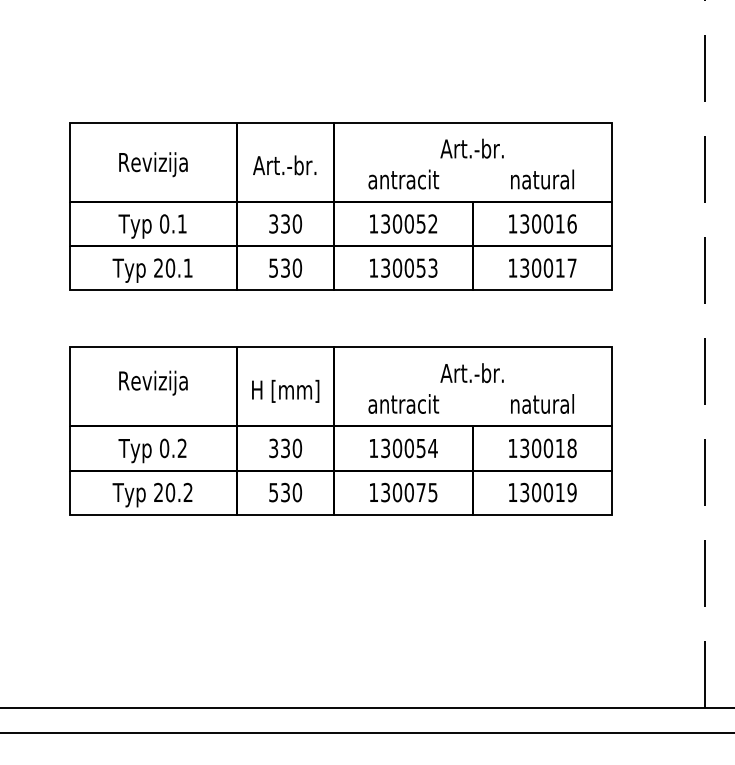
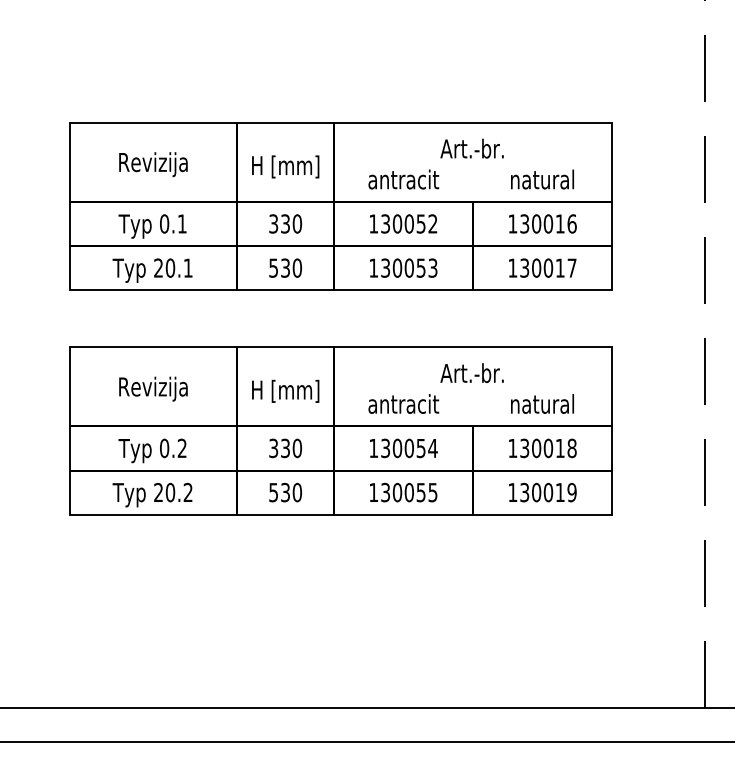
text: Art.-br. -> H [mm] (285, 166)
text position: (153, 382) -> (153, 388) (153, 388)
text: 130075 -> 130055 (420, 492)
line position: (366, 733) -> (366, 742) (366, 742)
